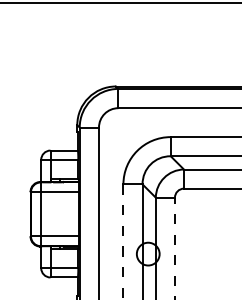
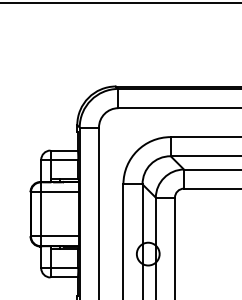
line: dashed -> solid (123, 242)
line: dashed -> solid (175, 248)
